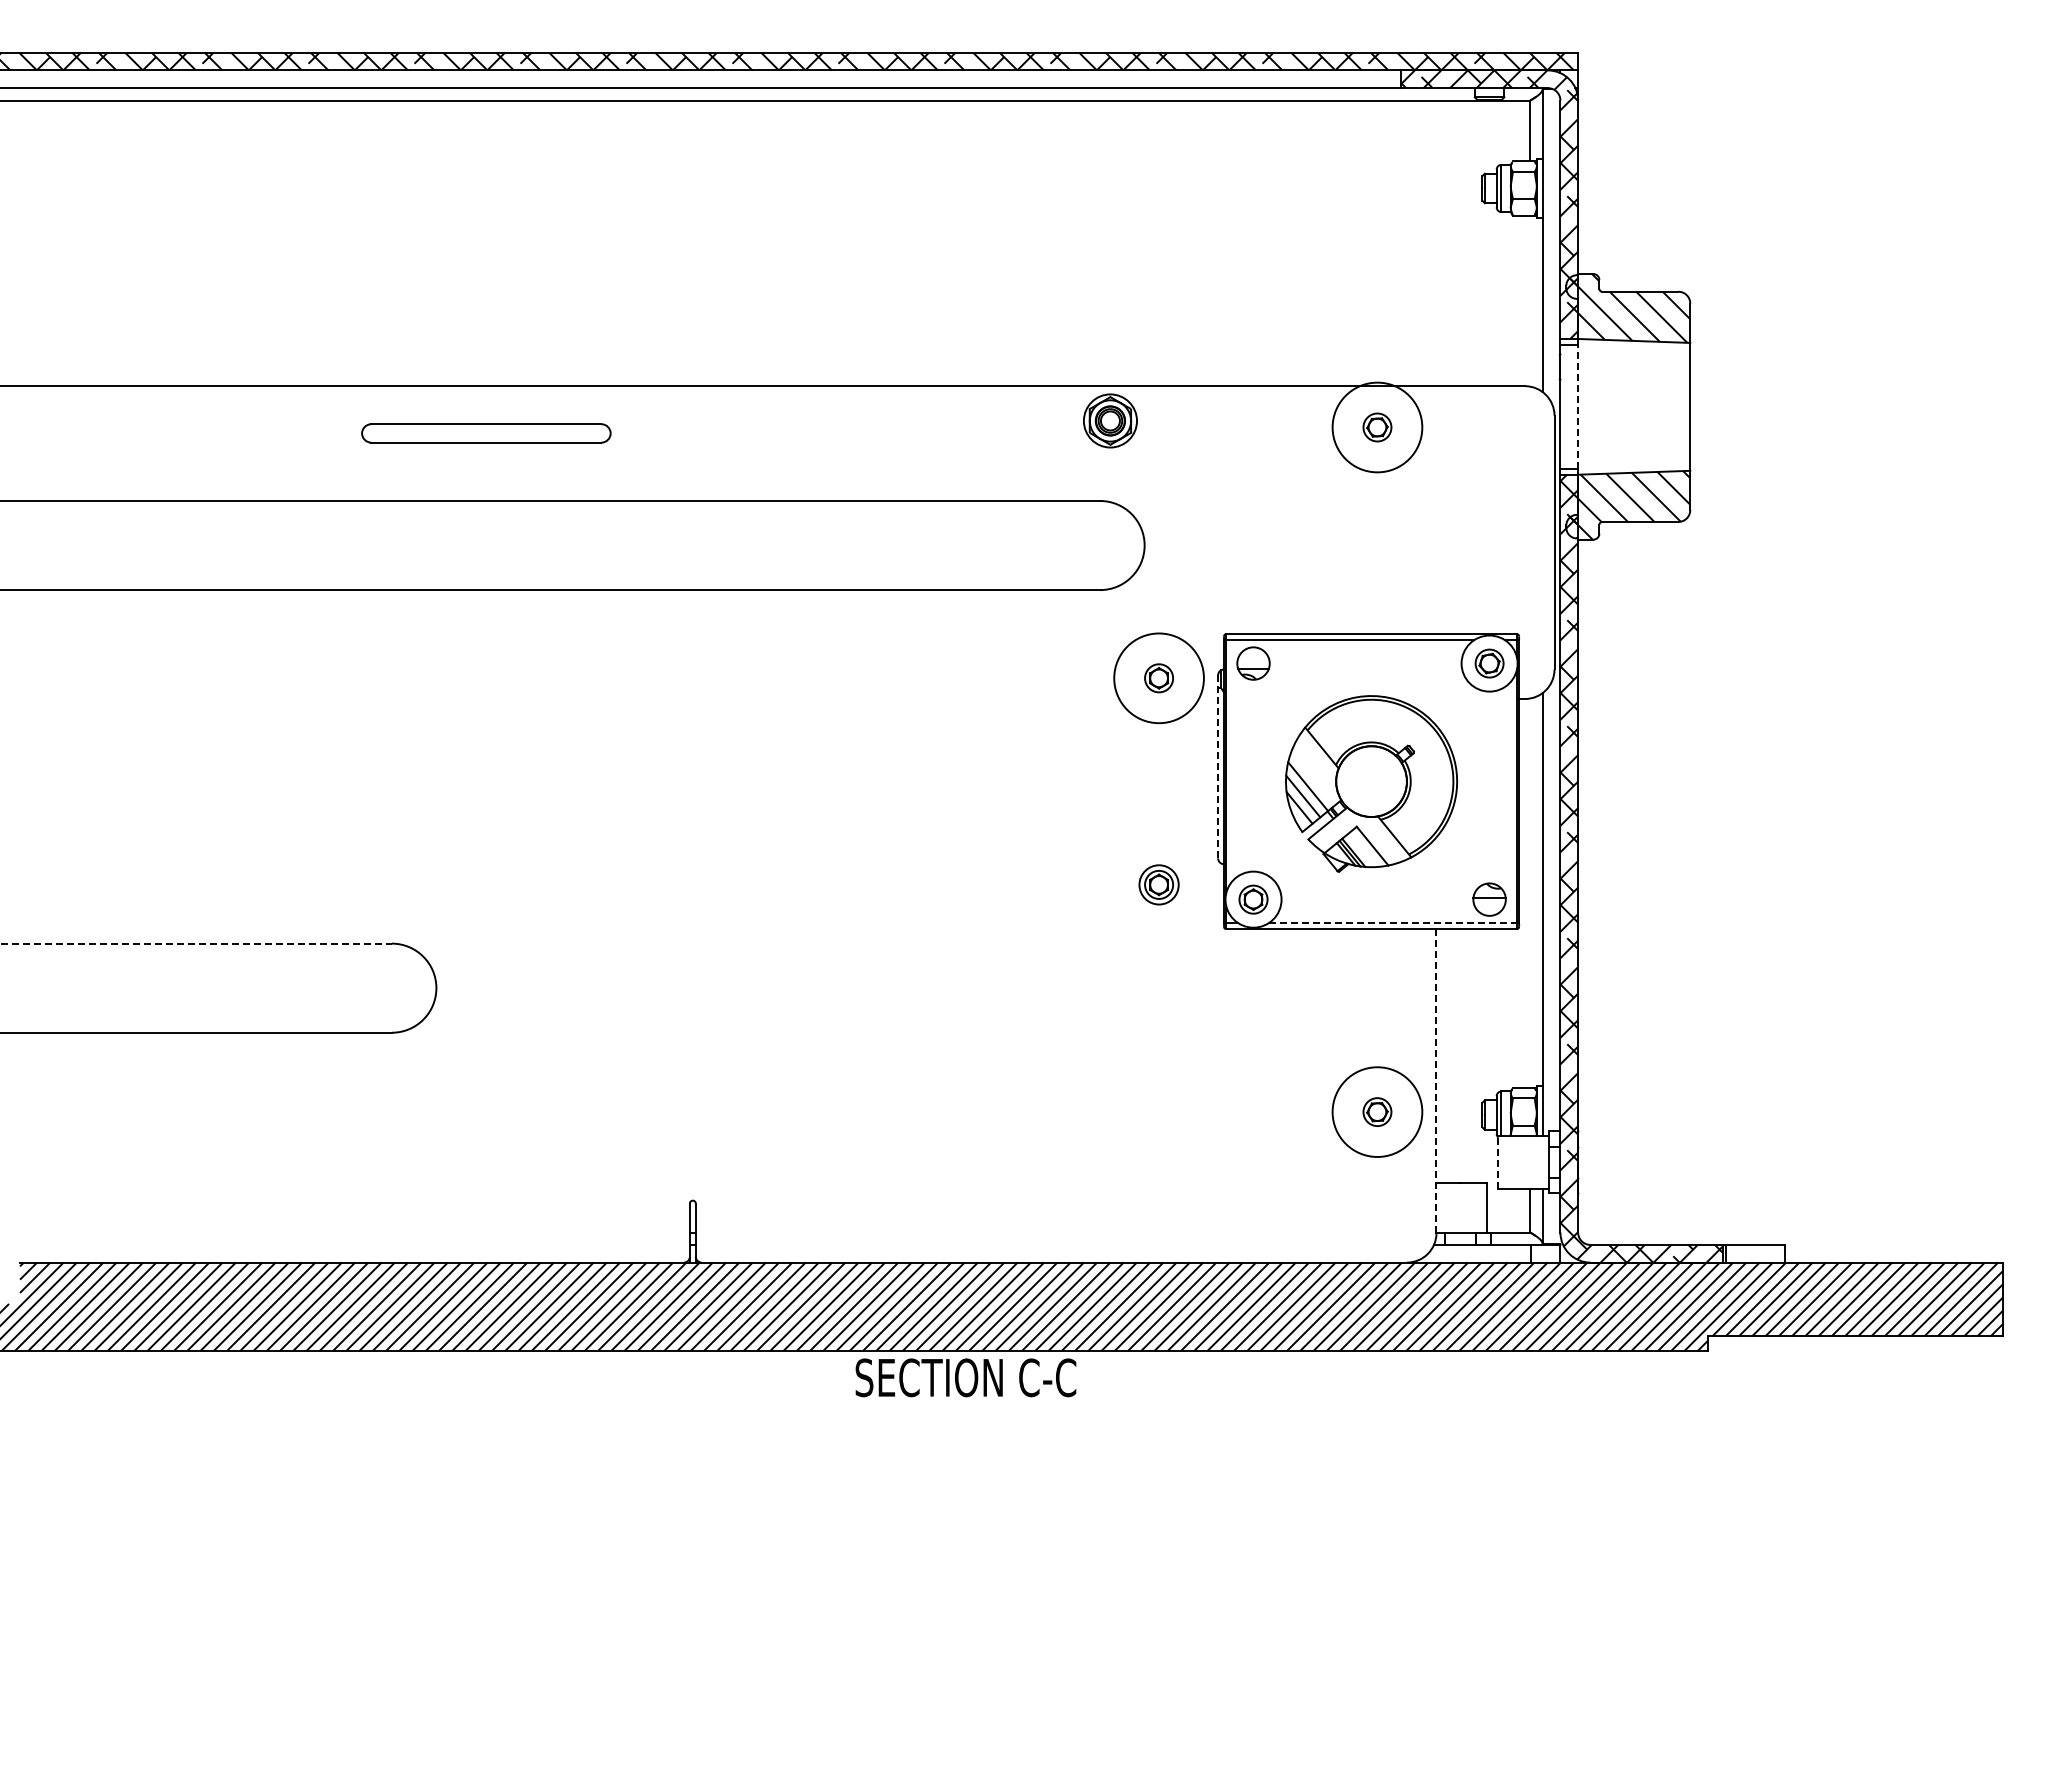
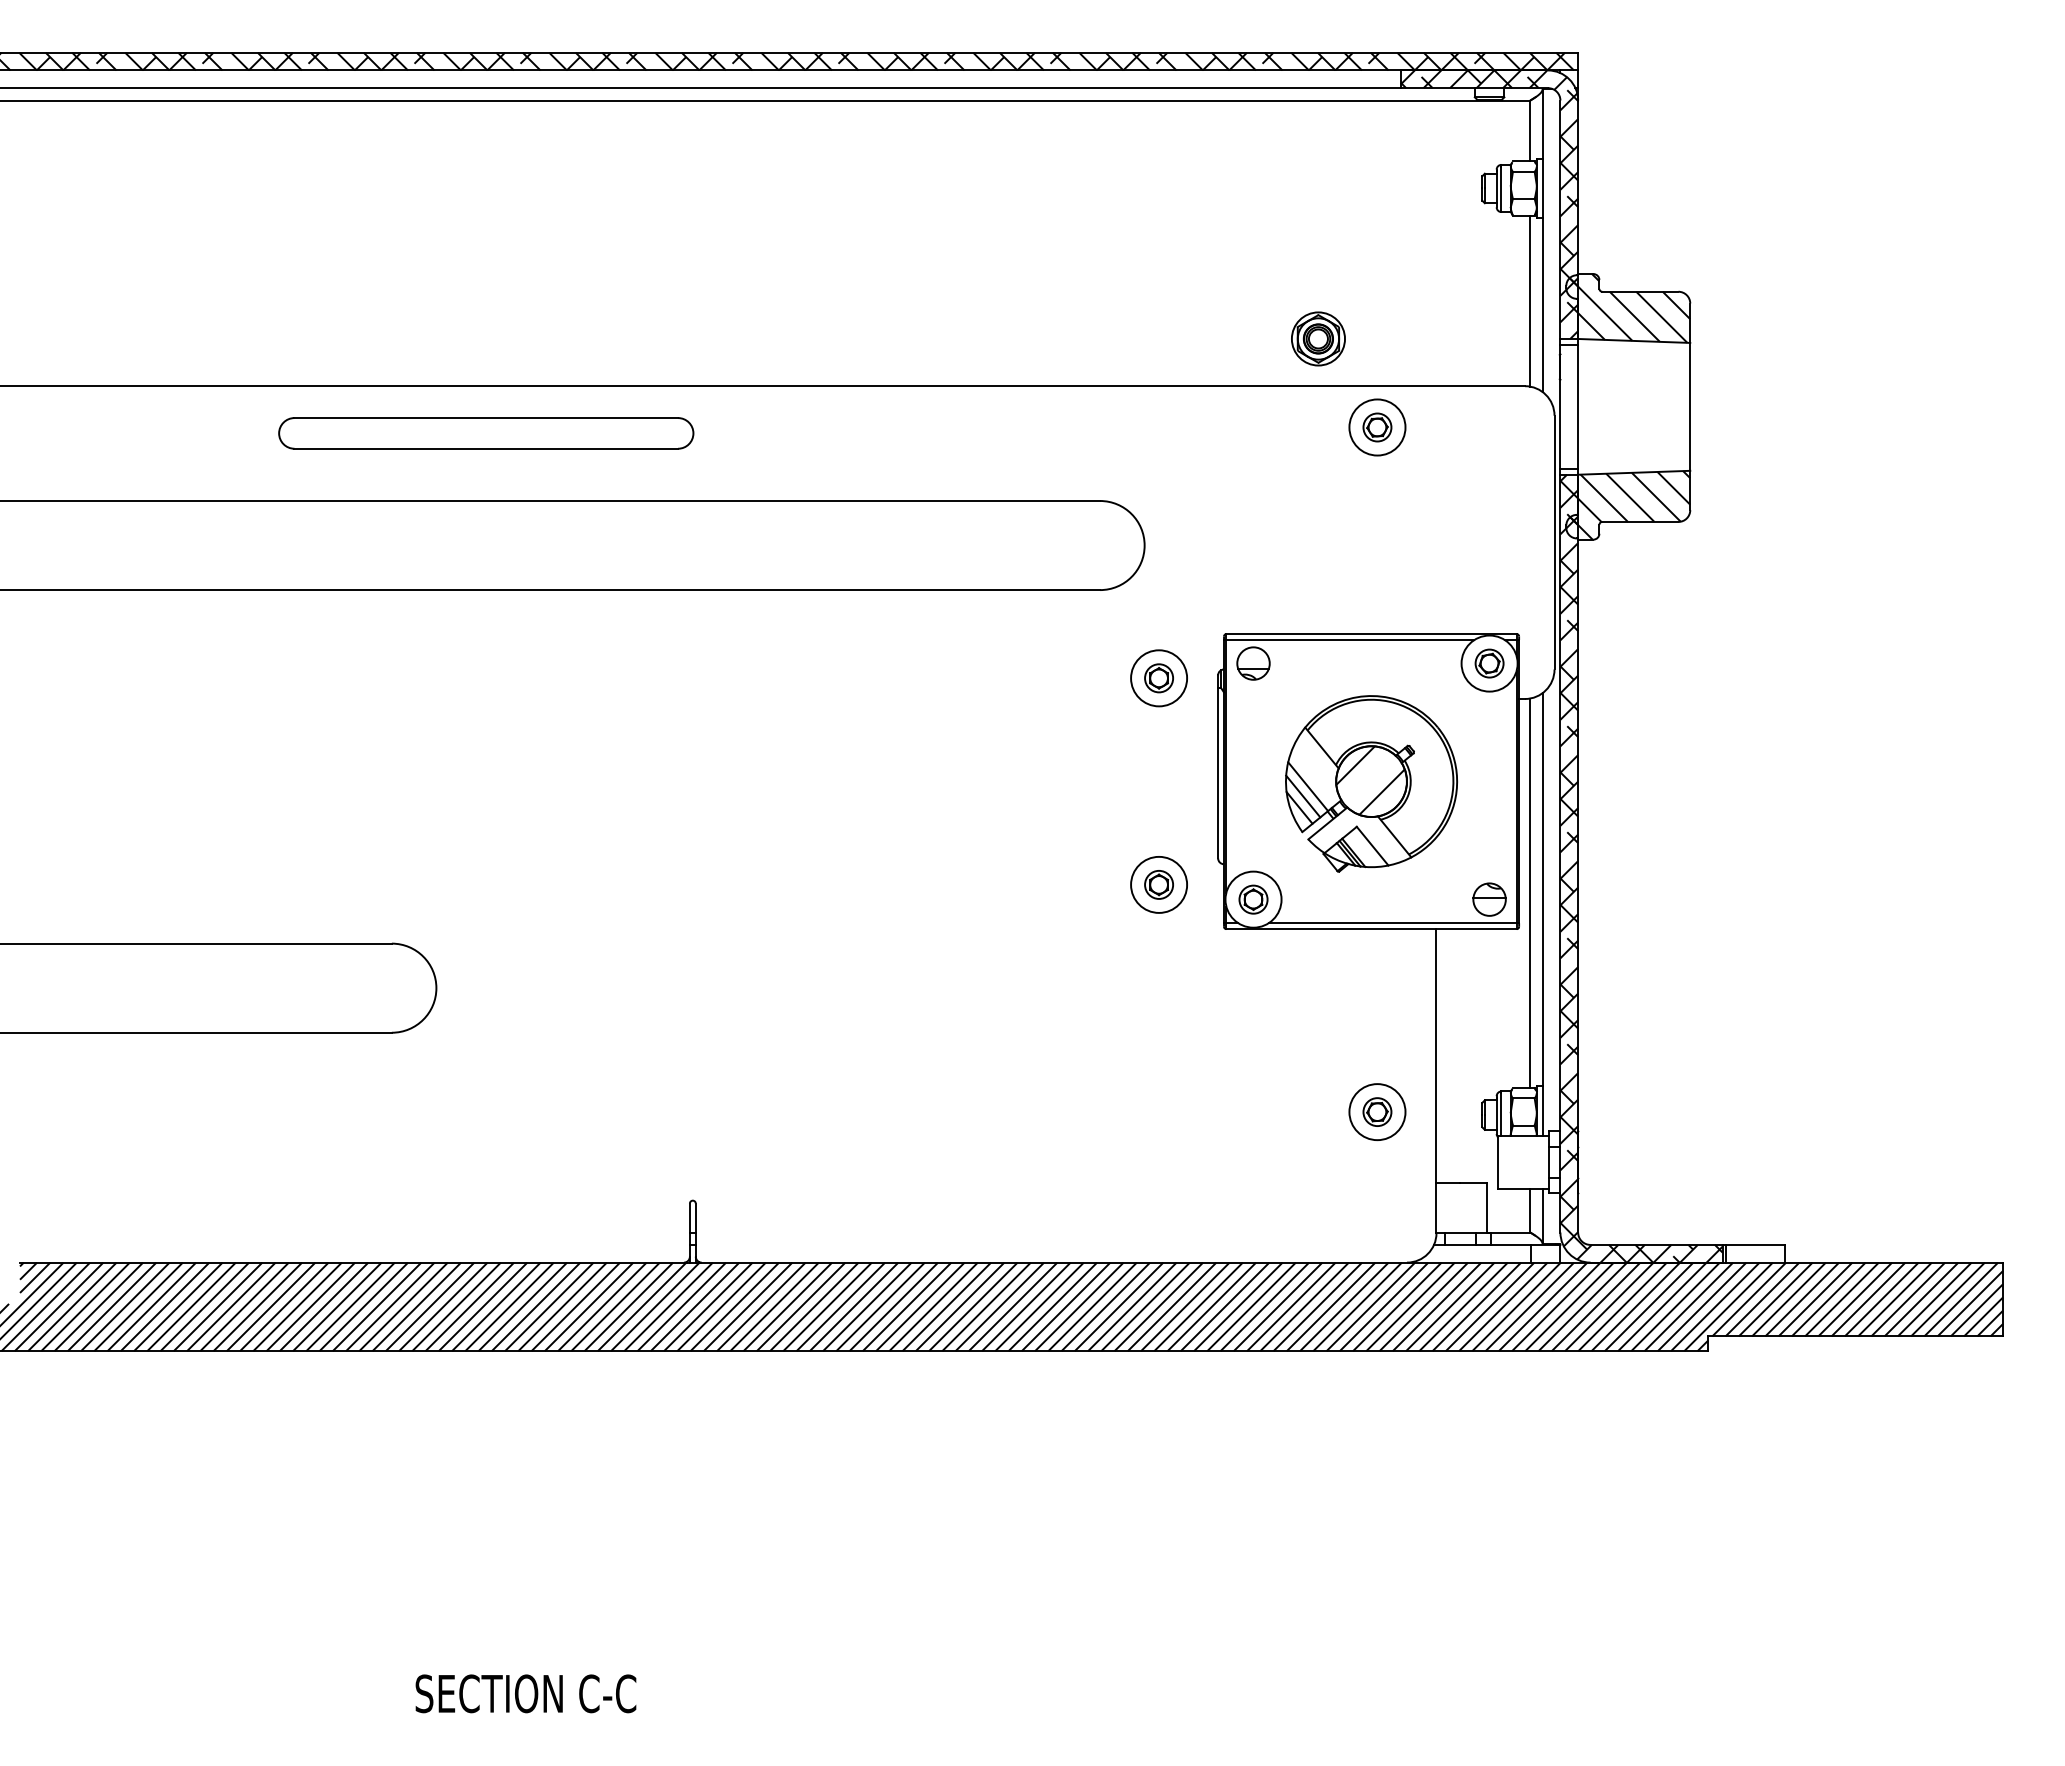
line: none -> present (1530, 300)
line: dashed -> solid (1578, 406)
part position: (1110, 420) -> (1318, 338) (1318, 338)
circle diameter: 90 px -> 56 px (1377, 427)
part size: 251x21 px -> 417x33 px (486, 433)
circle diameter: 90 px -> 56 px (1159, 678)
line: dashed -> solid (1218, 766)
hatch: none -> present (1370, 780)
circle diameter: 39 px -> 56 px (1159, 884)
line: none -> present (1530, 893)
line: dashed -> solid (1393, 923)
line: dashed -> solid (196, 943)
line: dashed -> solid (1436, 1081)
circle diameter: 90 px -> 56 px (1377, 1112)
line: dashed -> solid (1498, 1162)
text position: (965, 1377) -> (525, 1693) (525, 1693)
